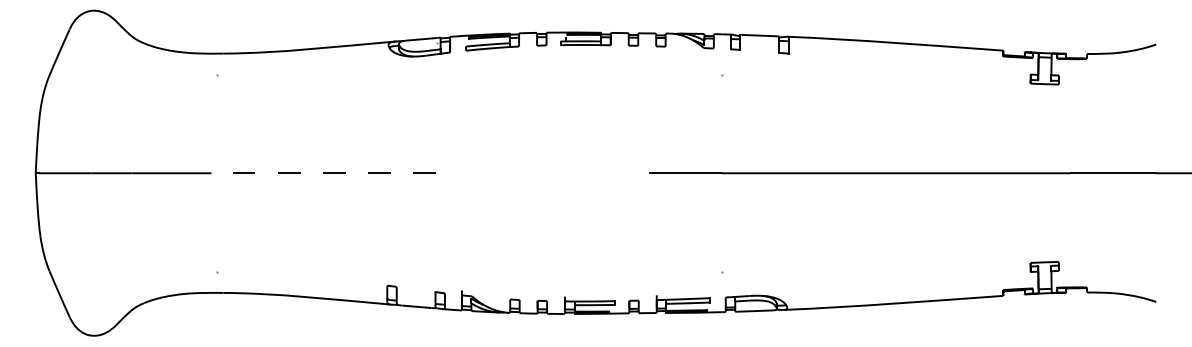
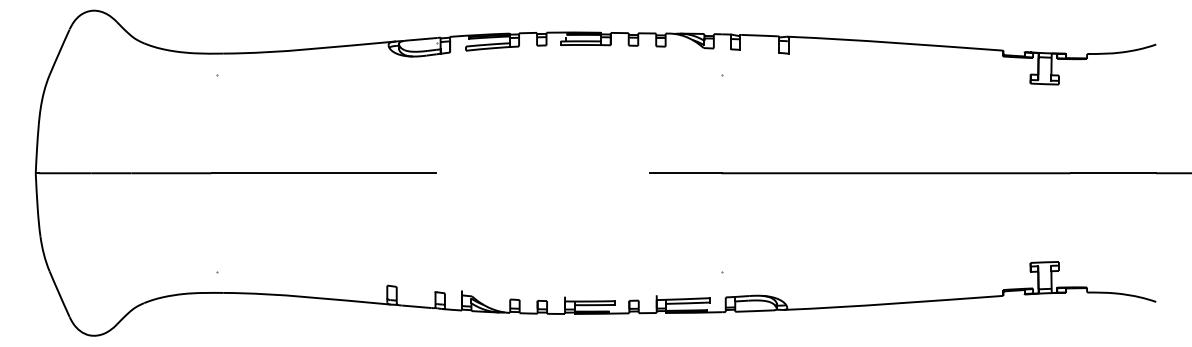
line: dashed -> solid (323, 173)
